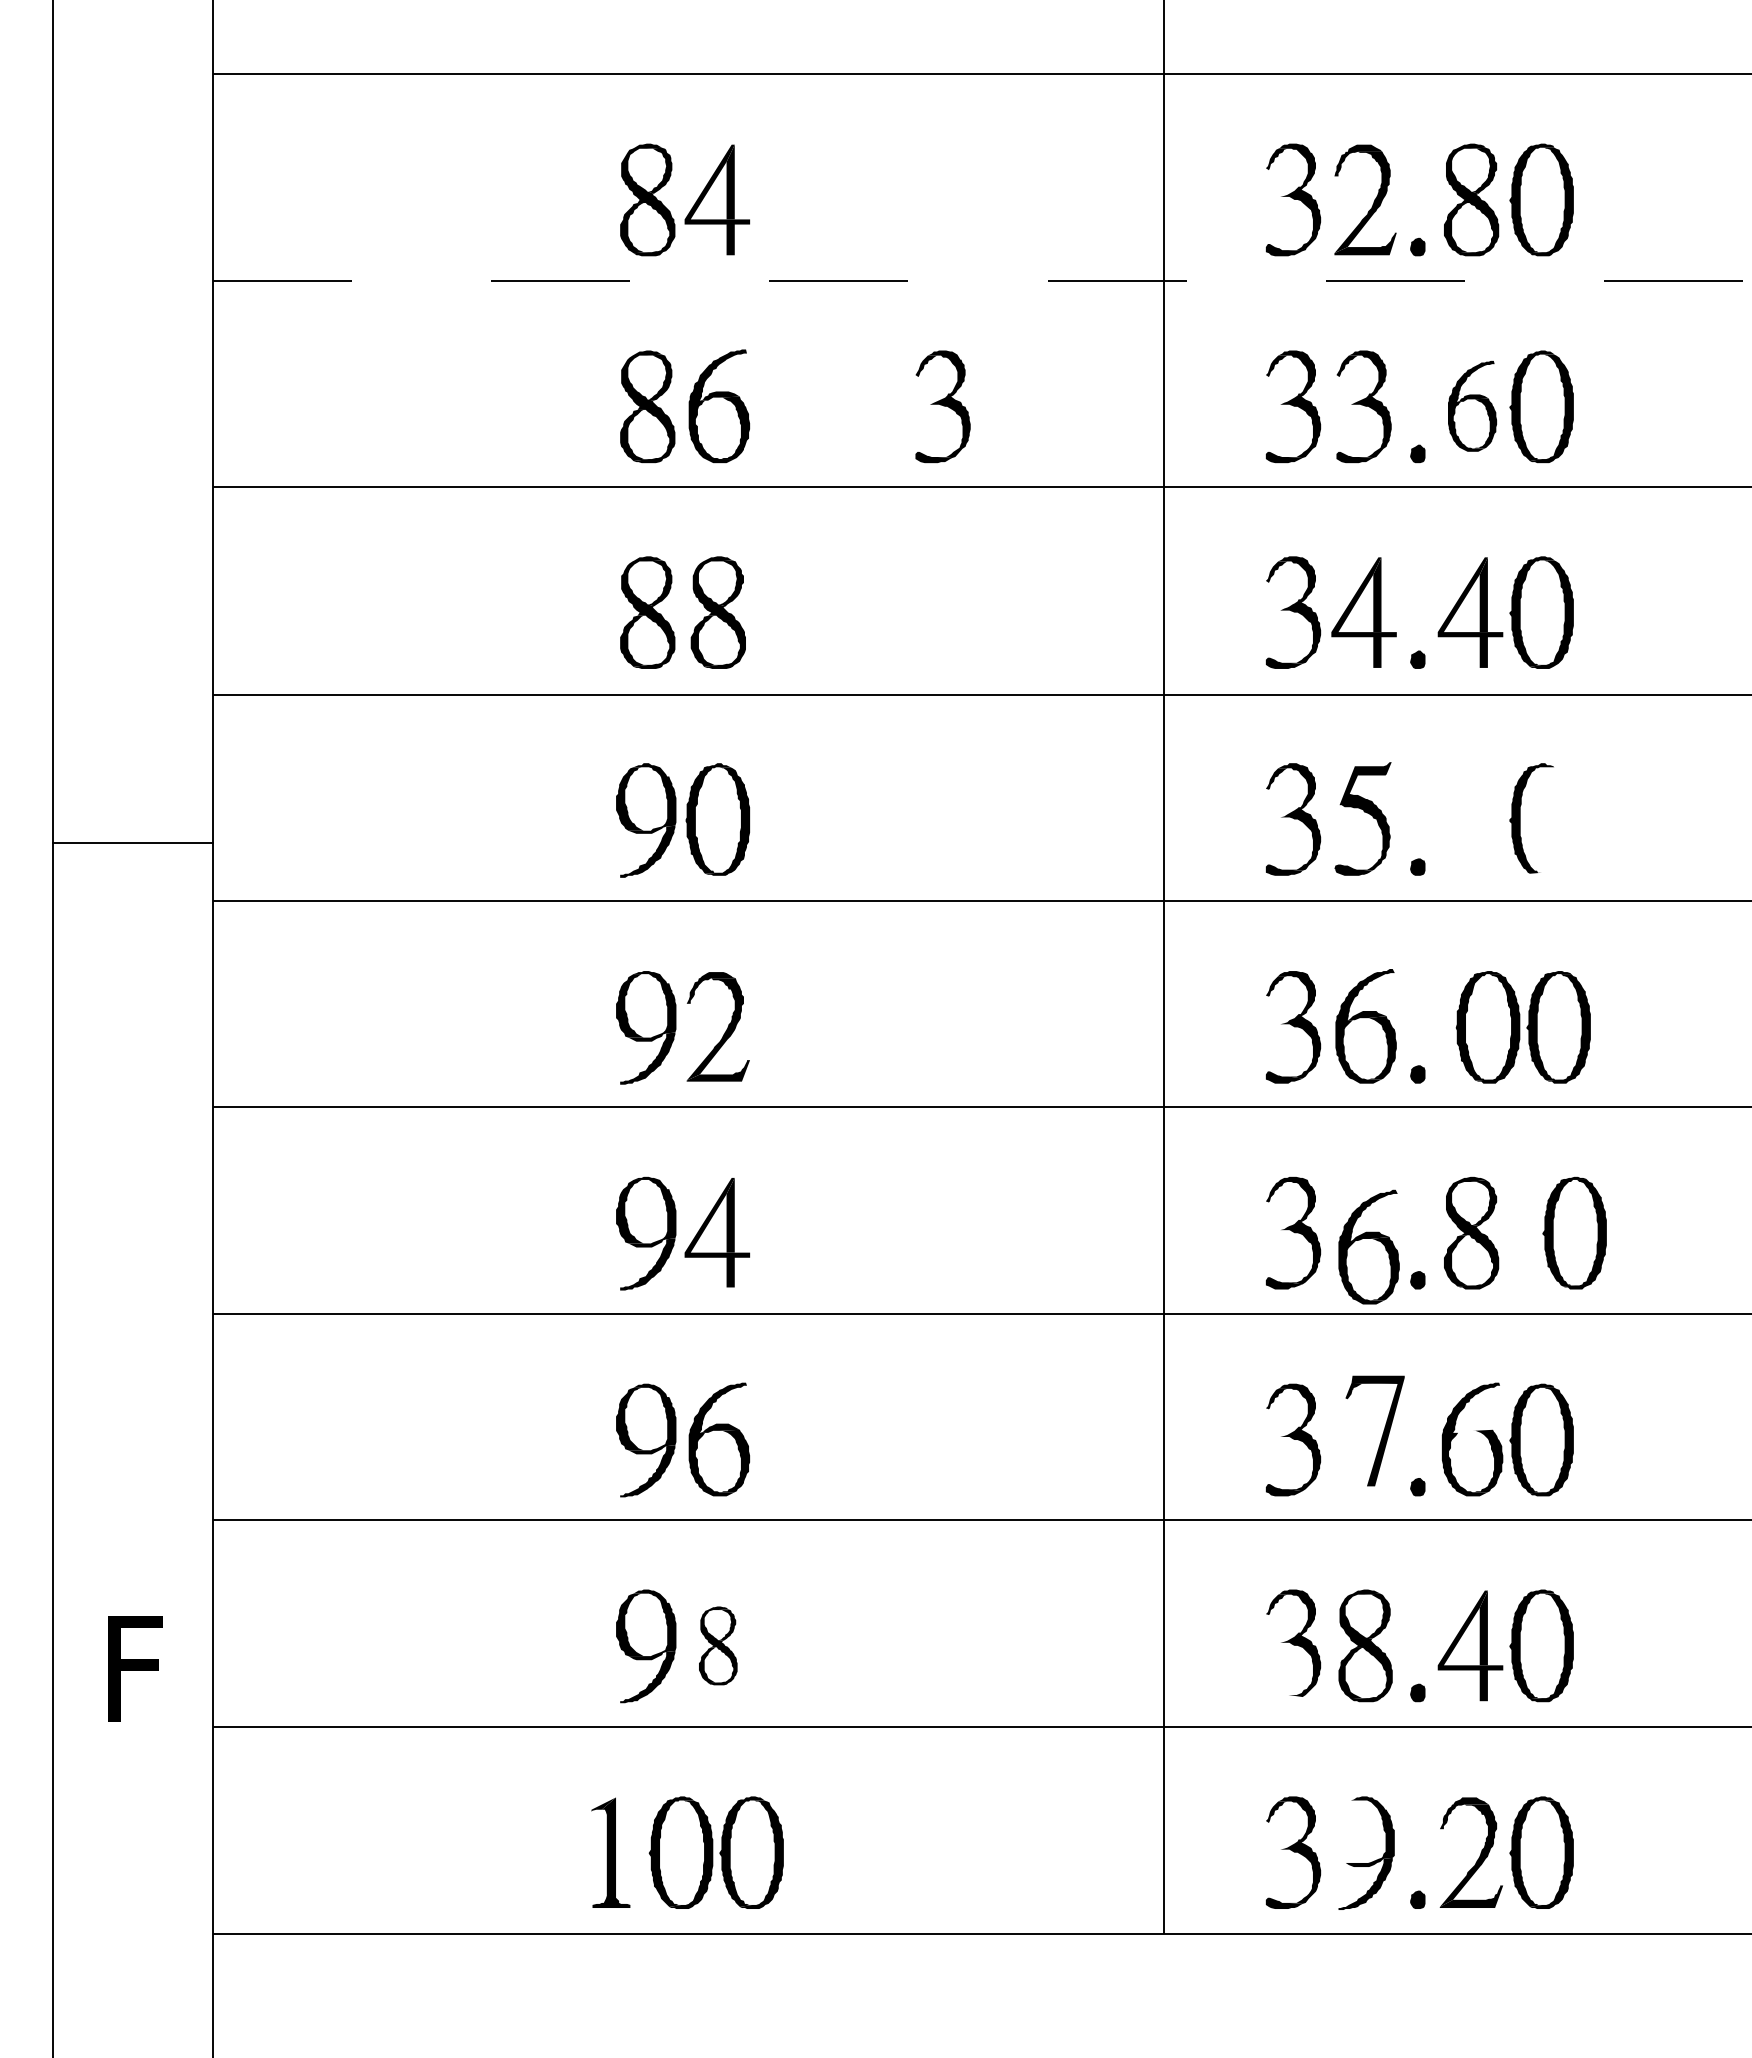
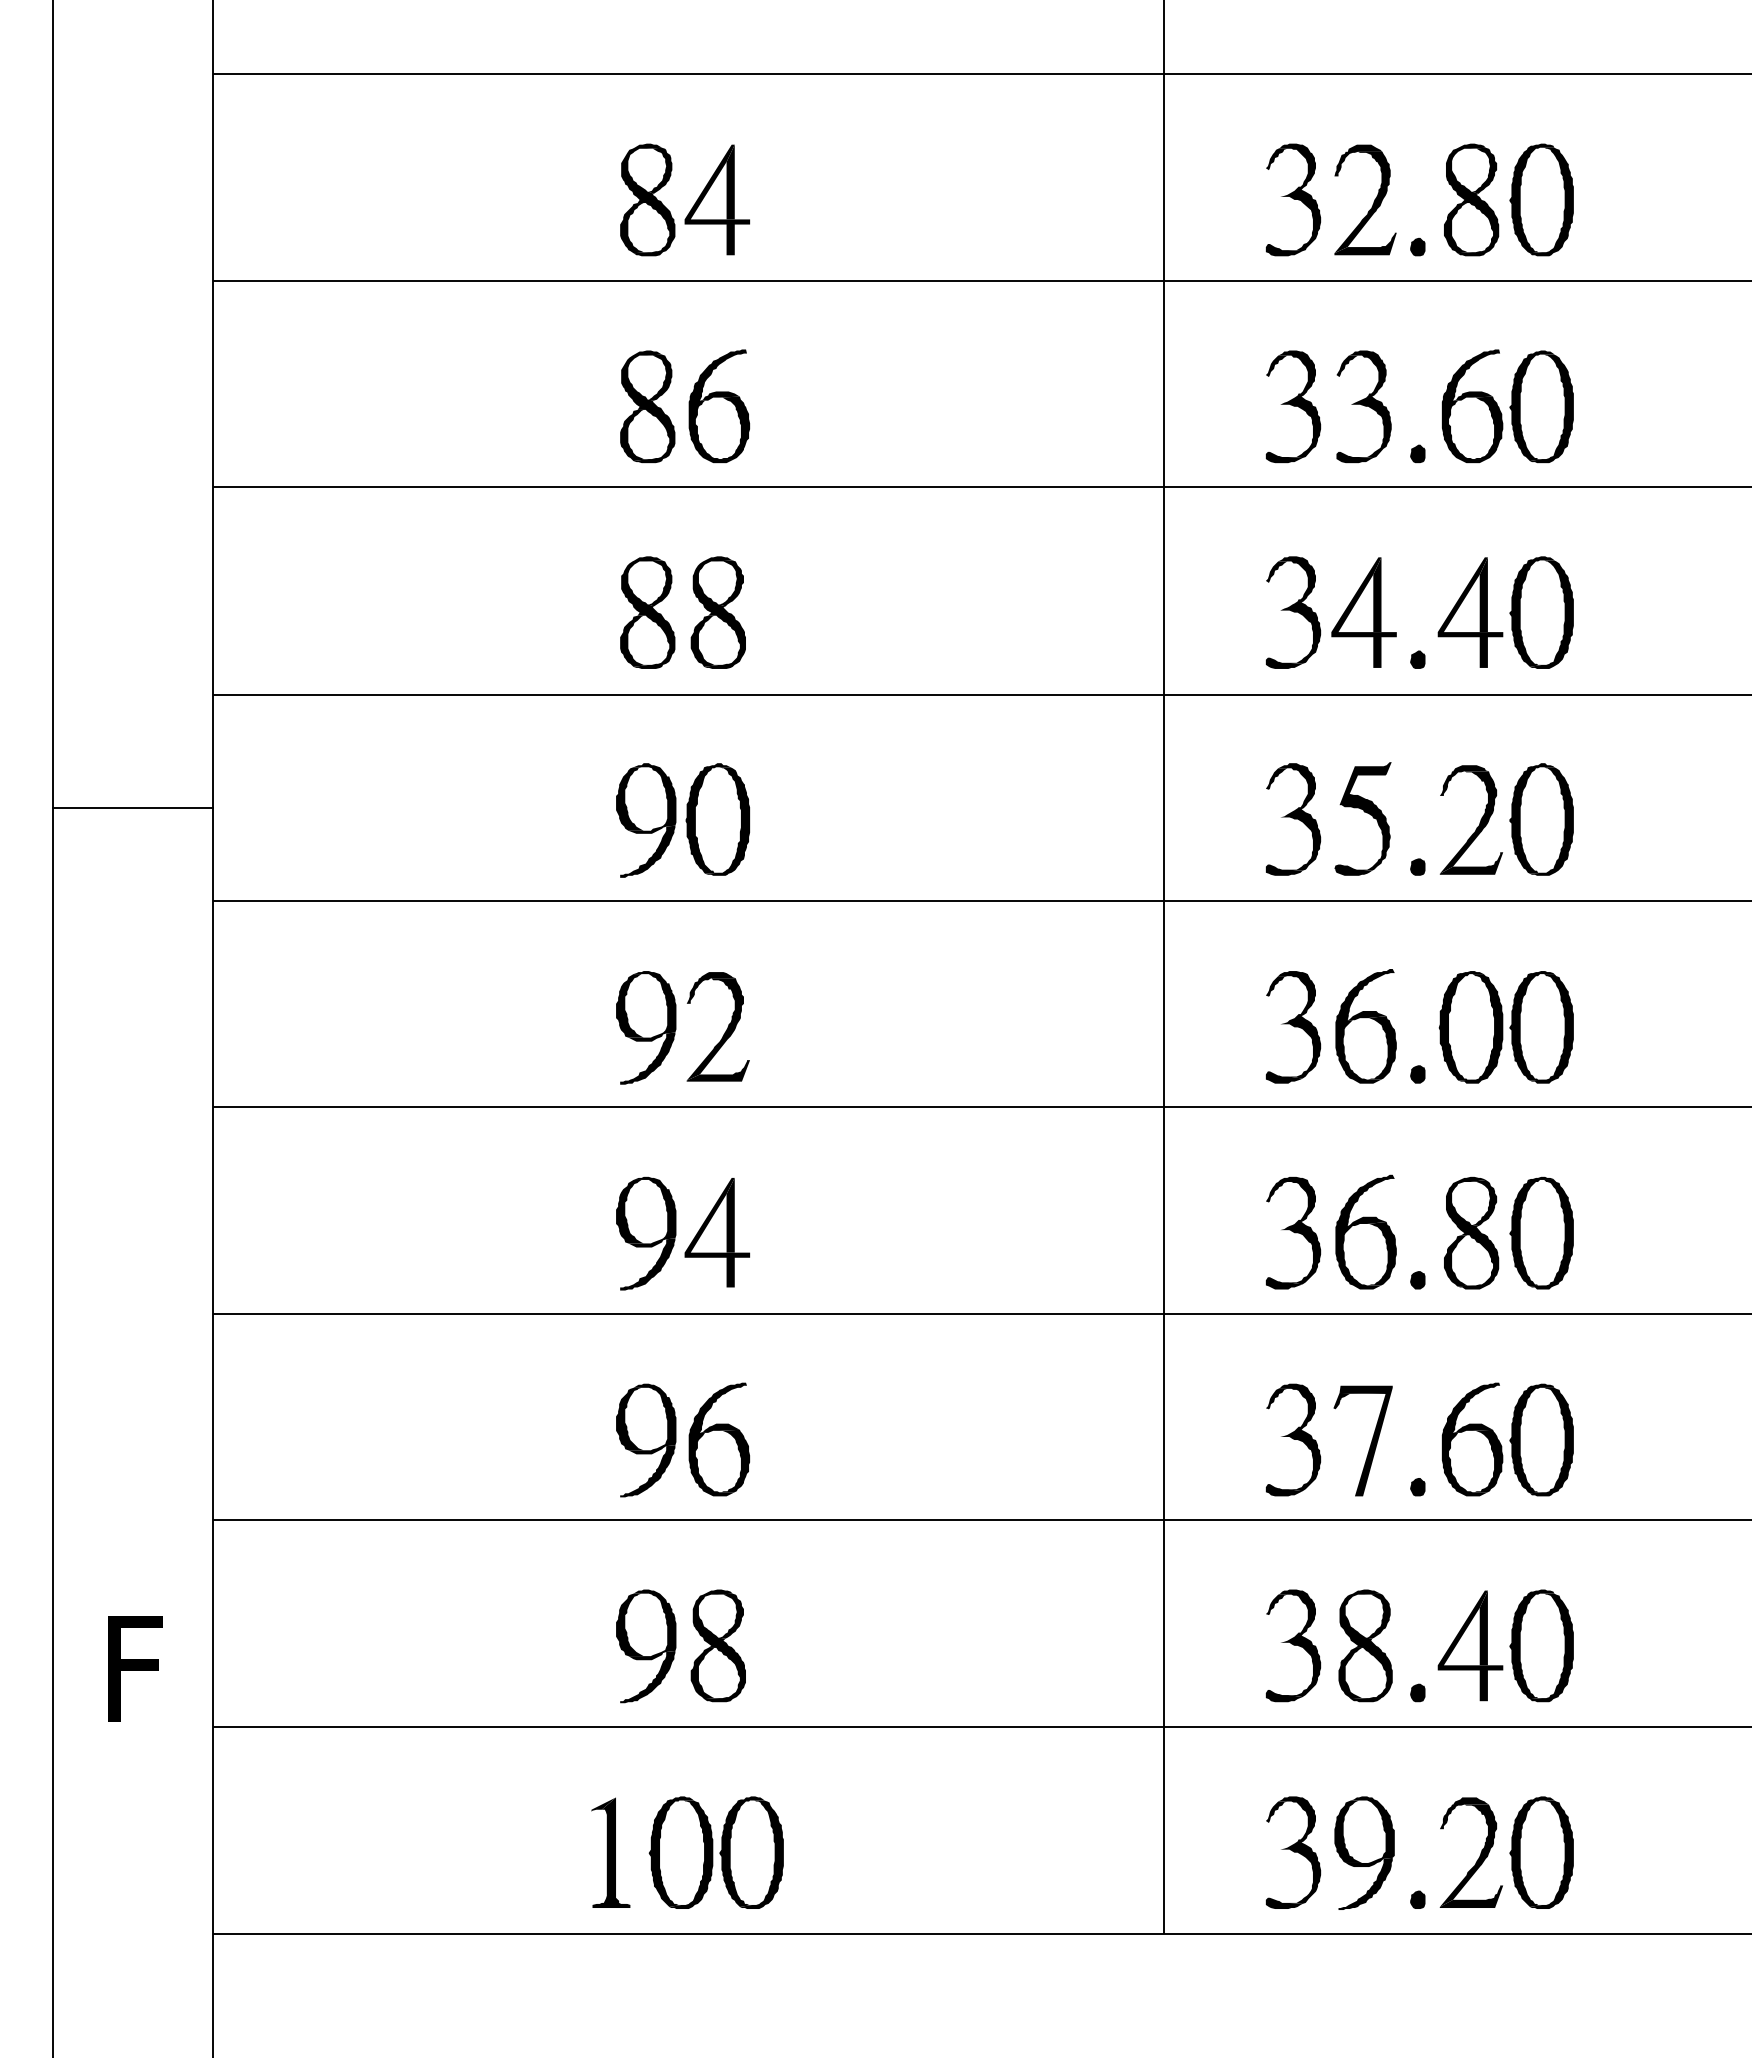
line: dashed -> solid (982, 280)
part size: 50x92 px -> 63x115 px (1472, 406)
part: present -> none (942, 406)
fill: none -> present (1551, 821)
part: none -> present (1479, 822)
line position: (132, 842) -> (132, 807) (132, 807)
part position: (1522, 1027) -> (1505, 1027) (1505, 1027)
part position: (1574, 1232) -> (1541, 1232) (1541, 1232)
part position: (1368, 1246) -> (1365, 1231) (1365, 1231)
fill: none -> present (1473, 1427)
part position: (1382, 1433) -> (1370, 1443) (1370, 1443)
part size: 39x80 px -> 56x114 px (717, 1645)
fill: none -> present (1283, 1695)
fill: none -> present (1350, 1831)
